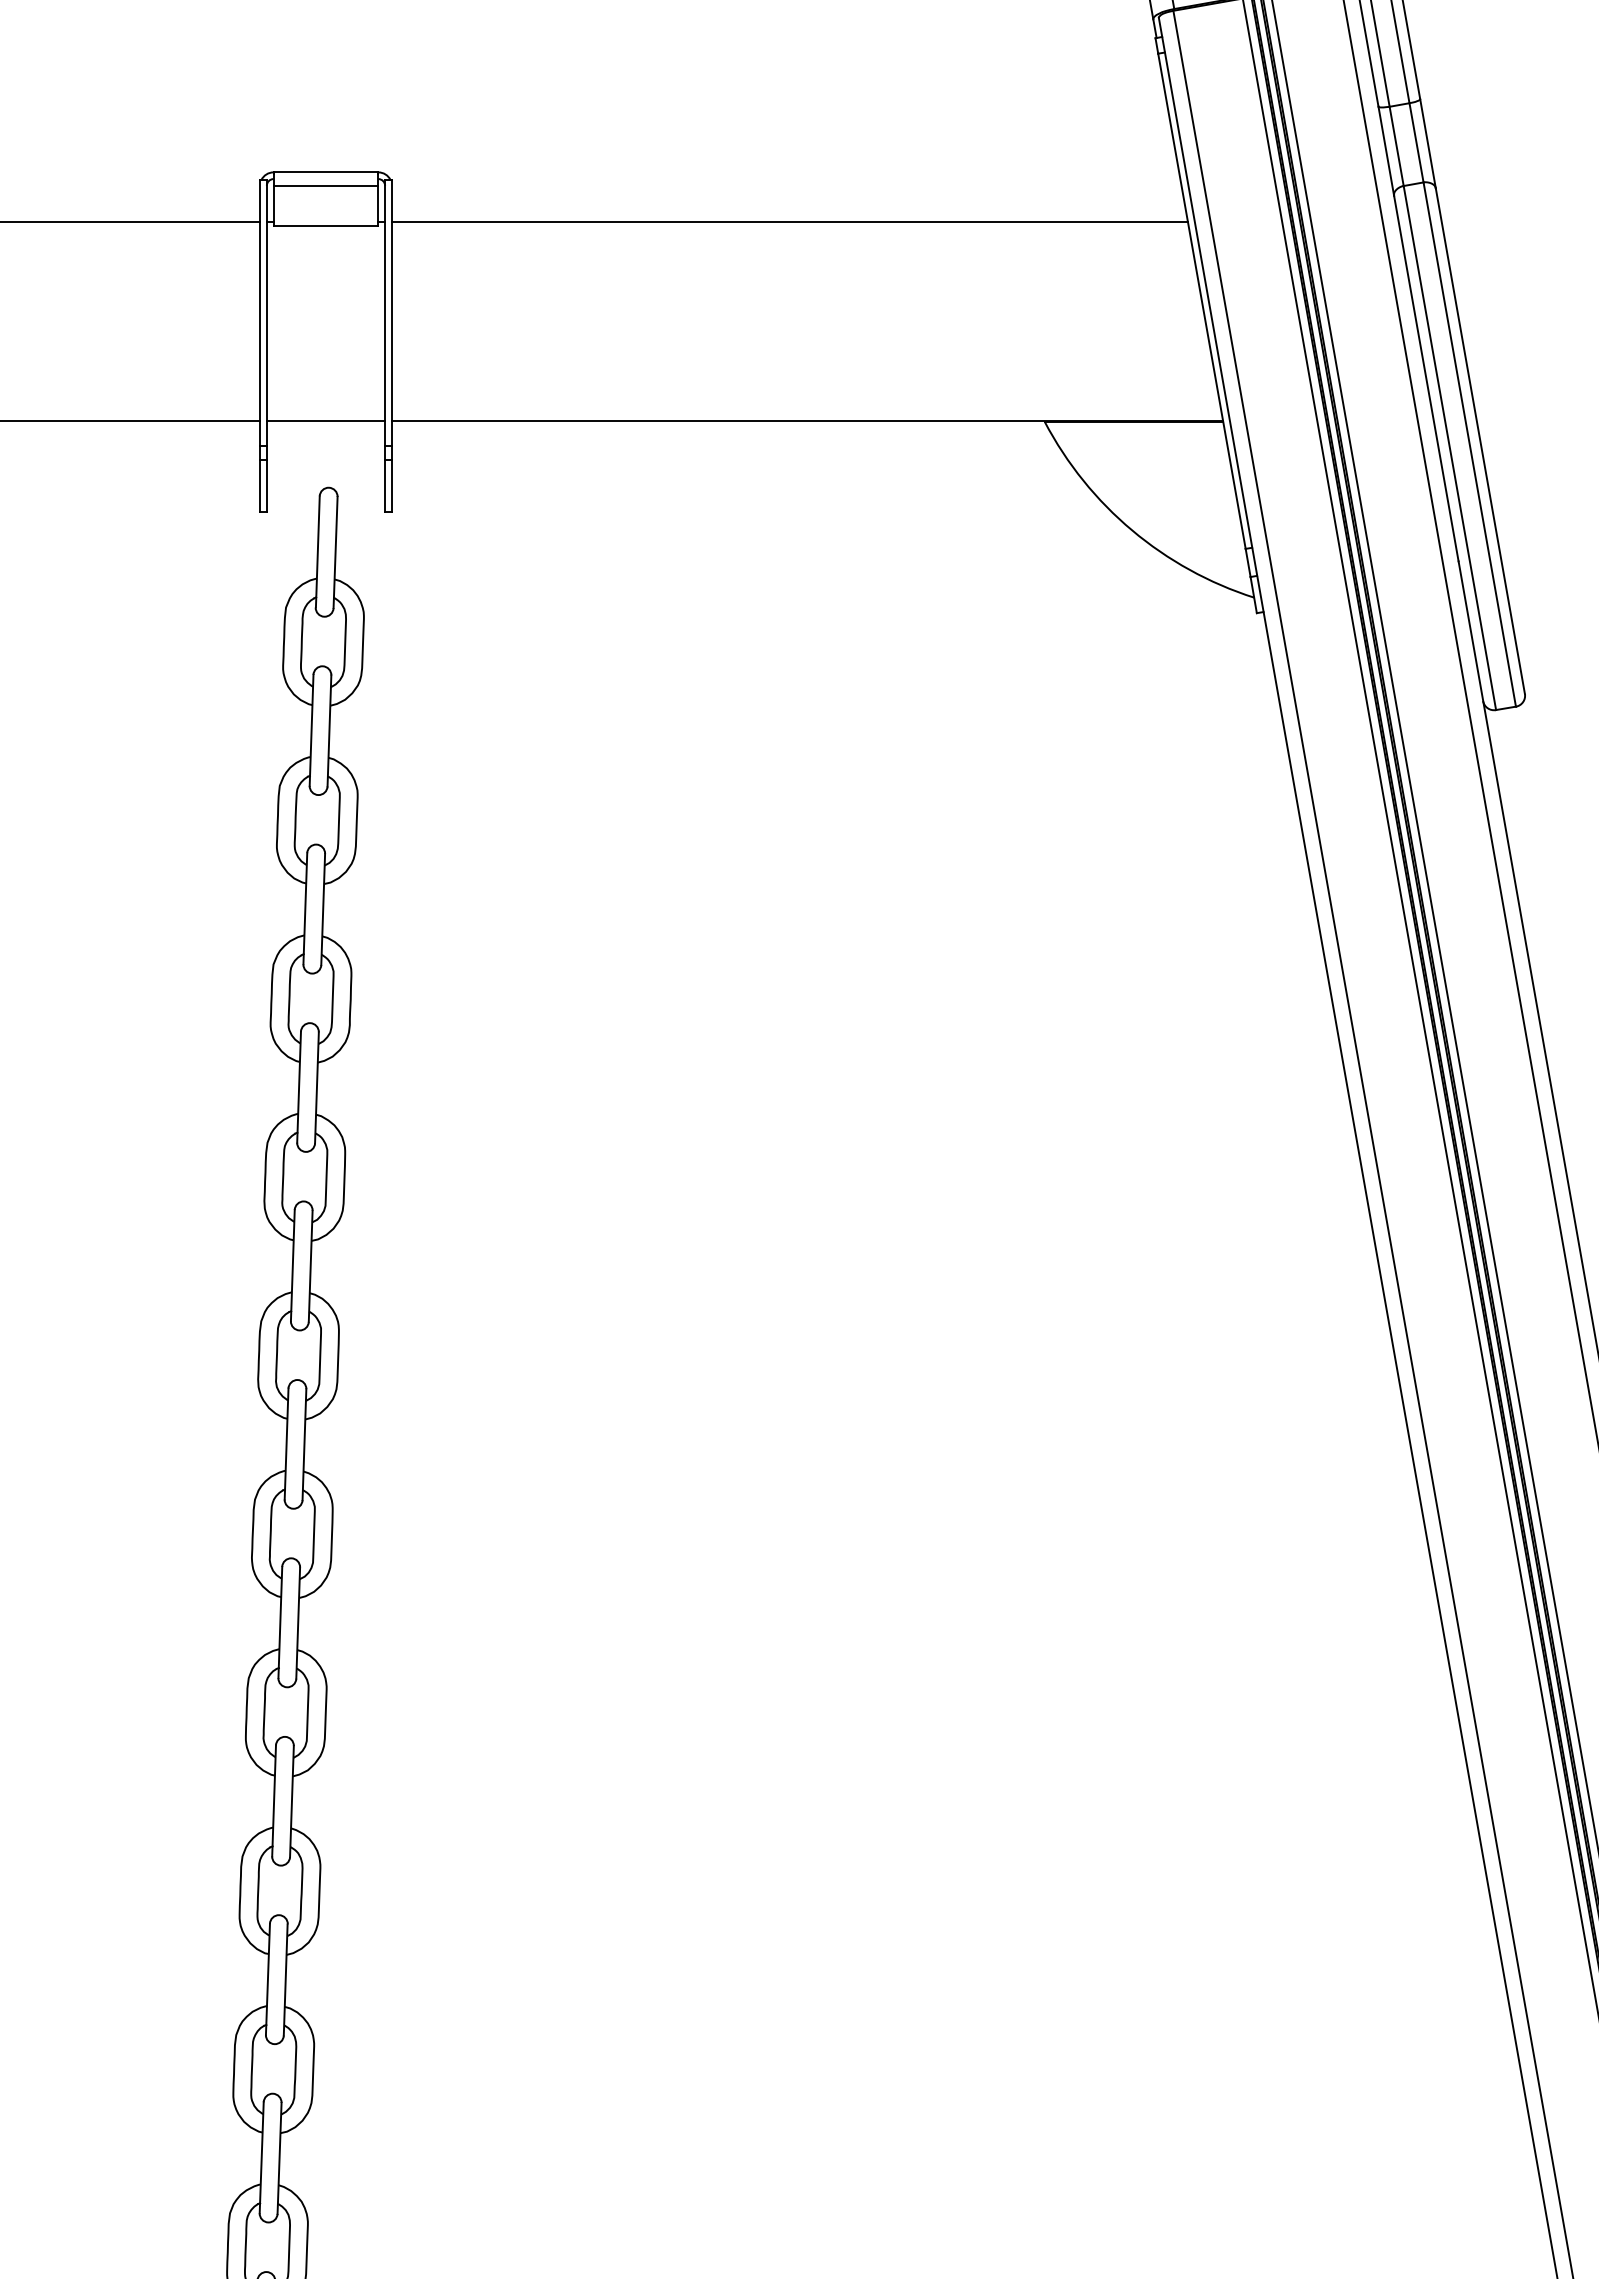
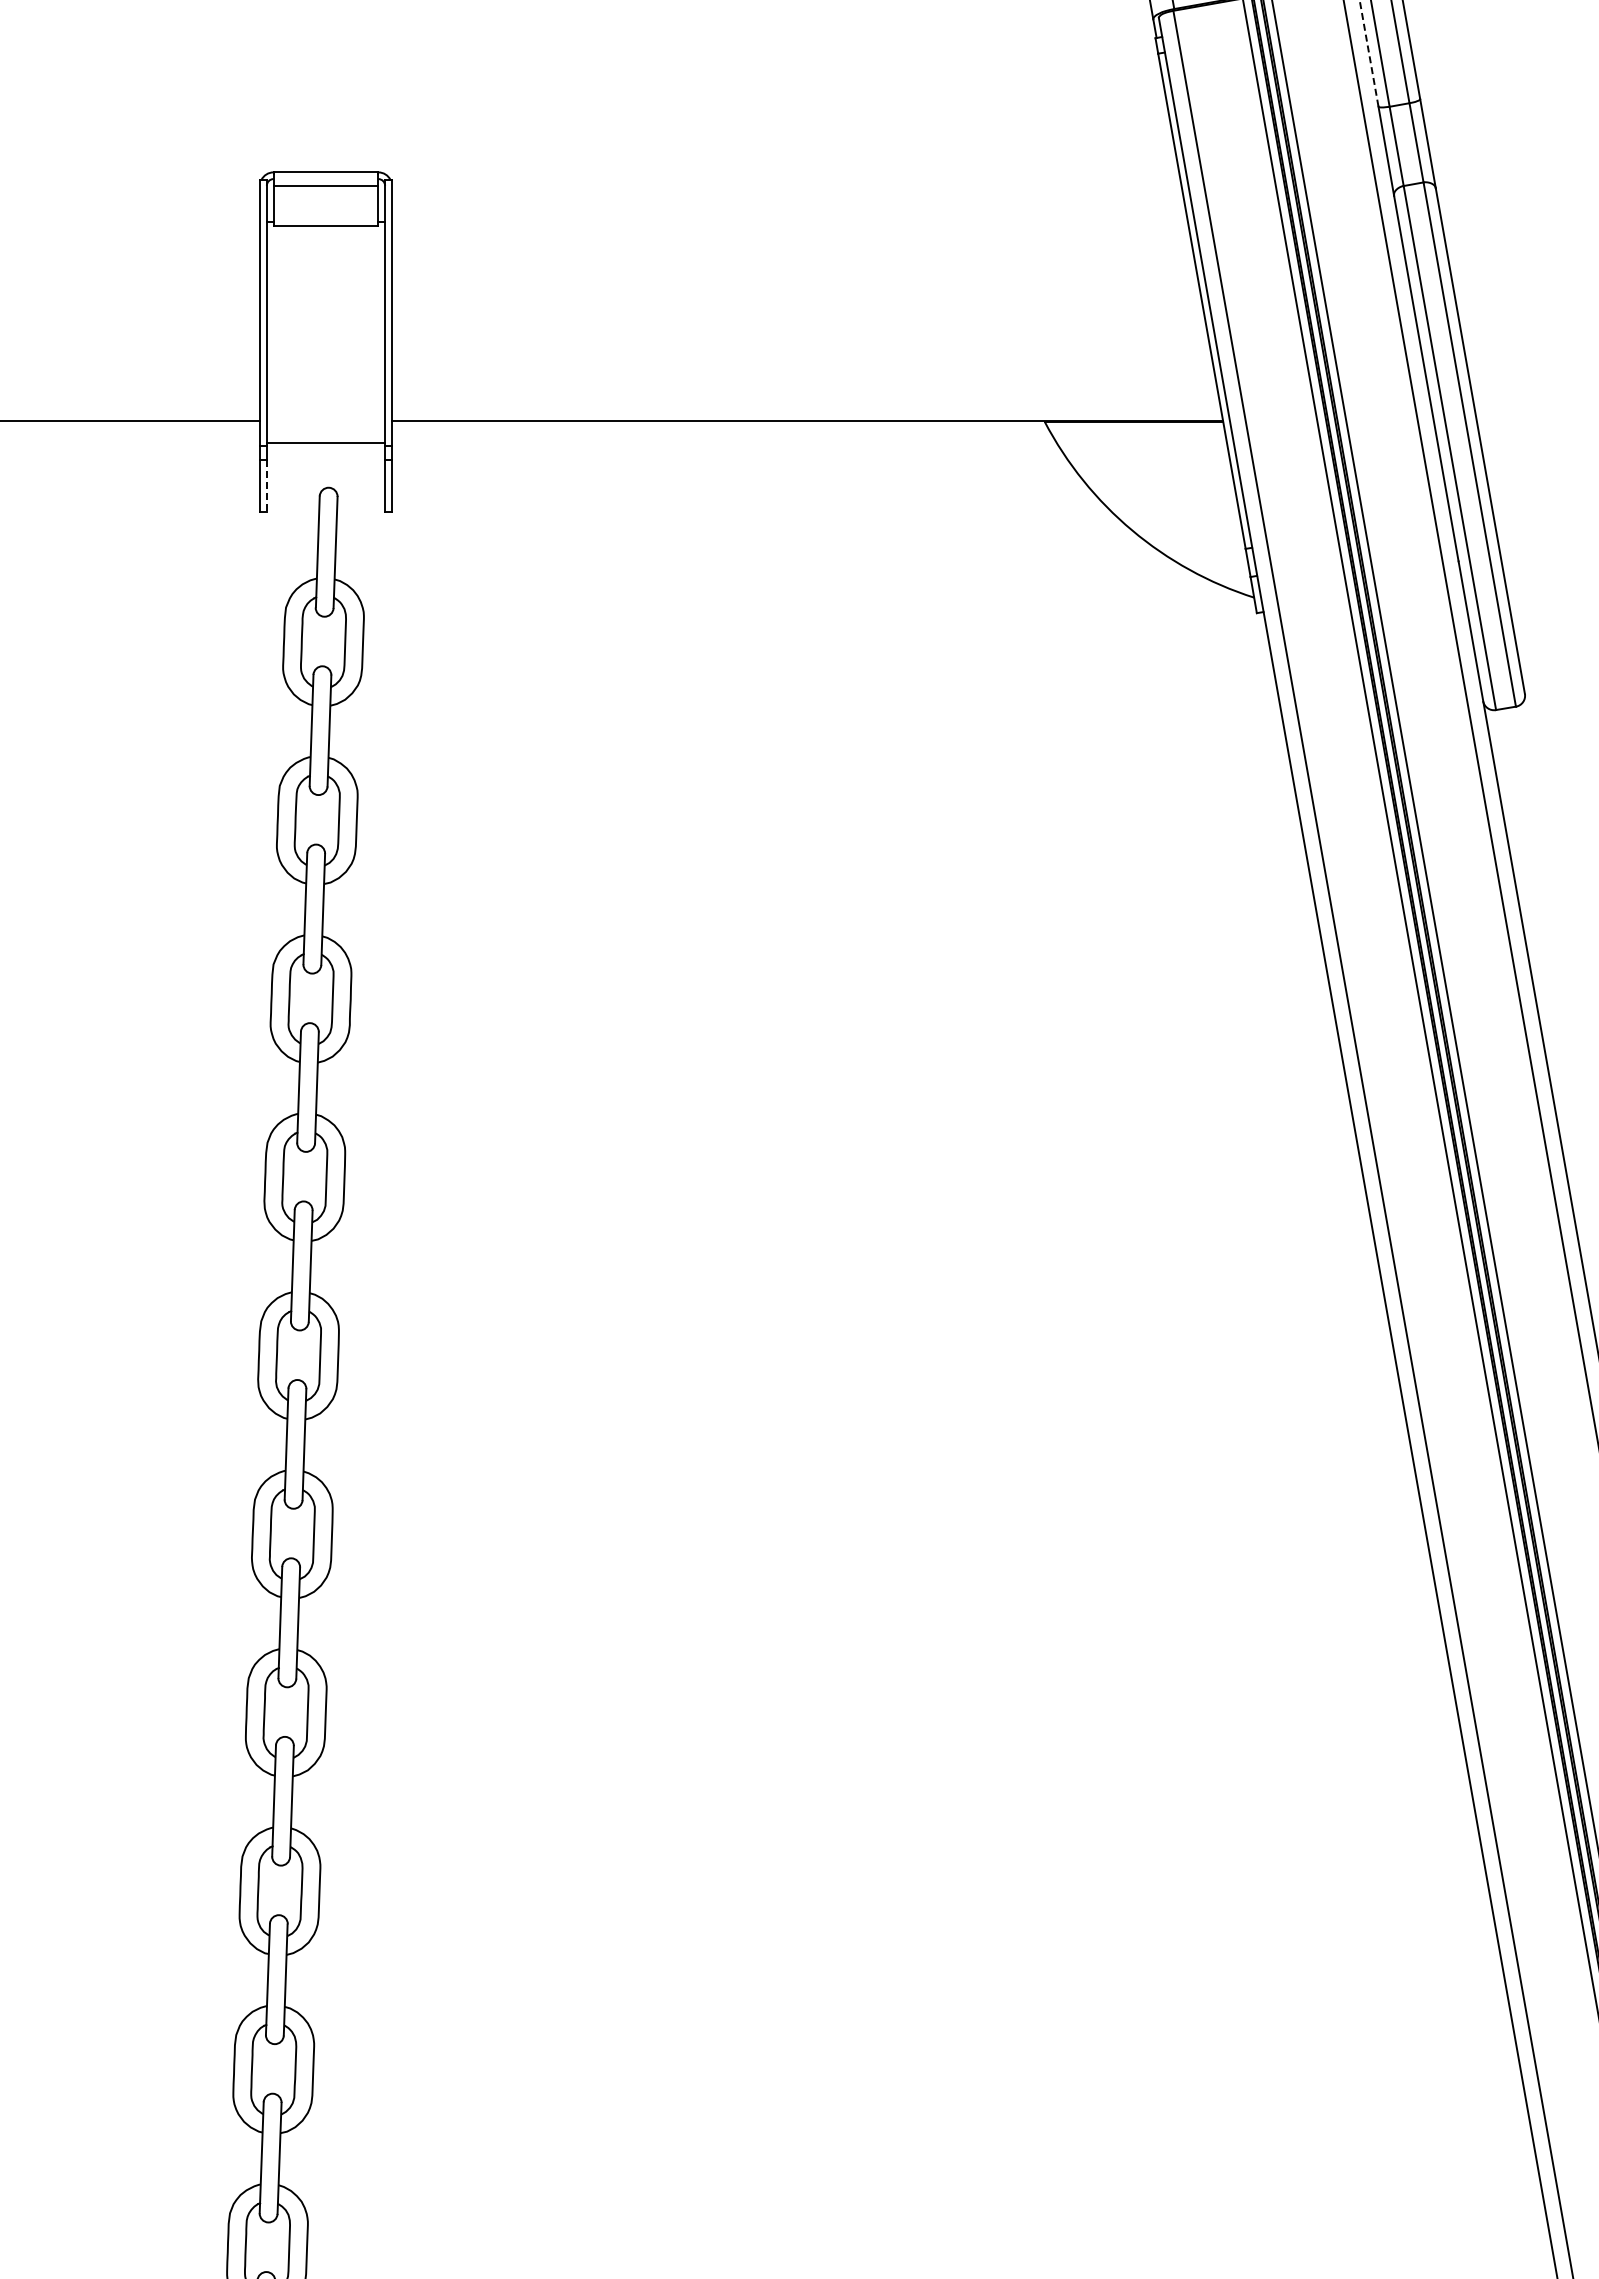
line: solid -> dashed (1369, 53)
line: present -> none (131, 221)
line: present -> none (789, 221)
line position: (325, 420) -> (325, 442) (325, 442)
line: solid -> dashed (266, 486)
